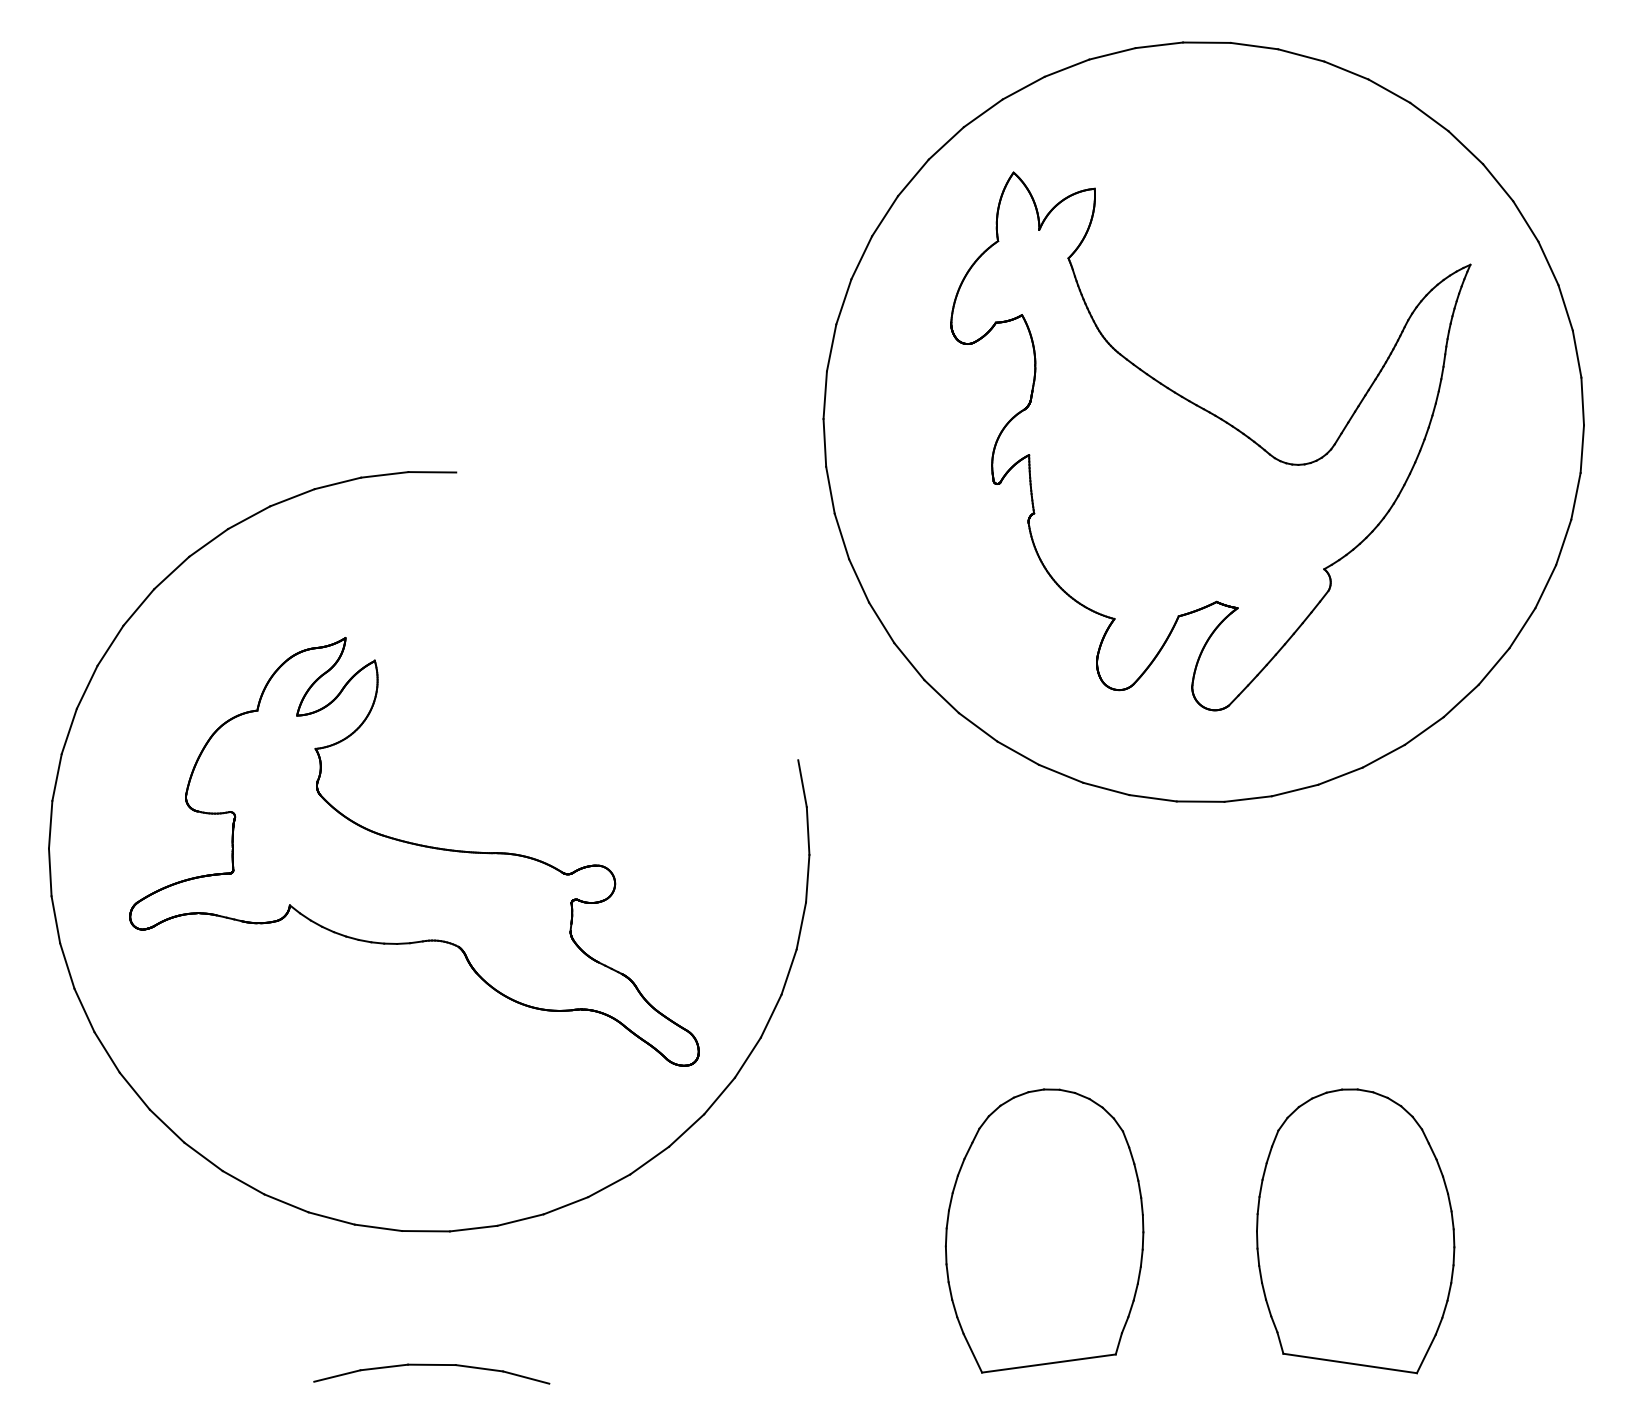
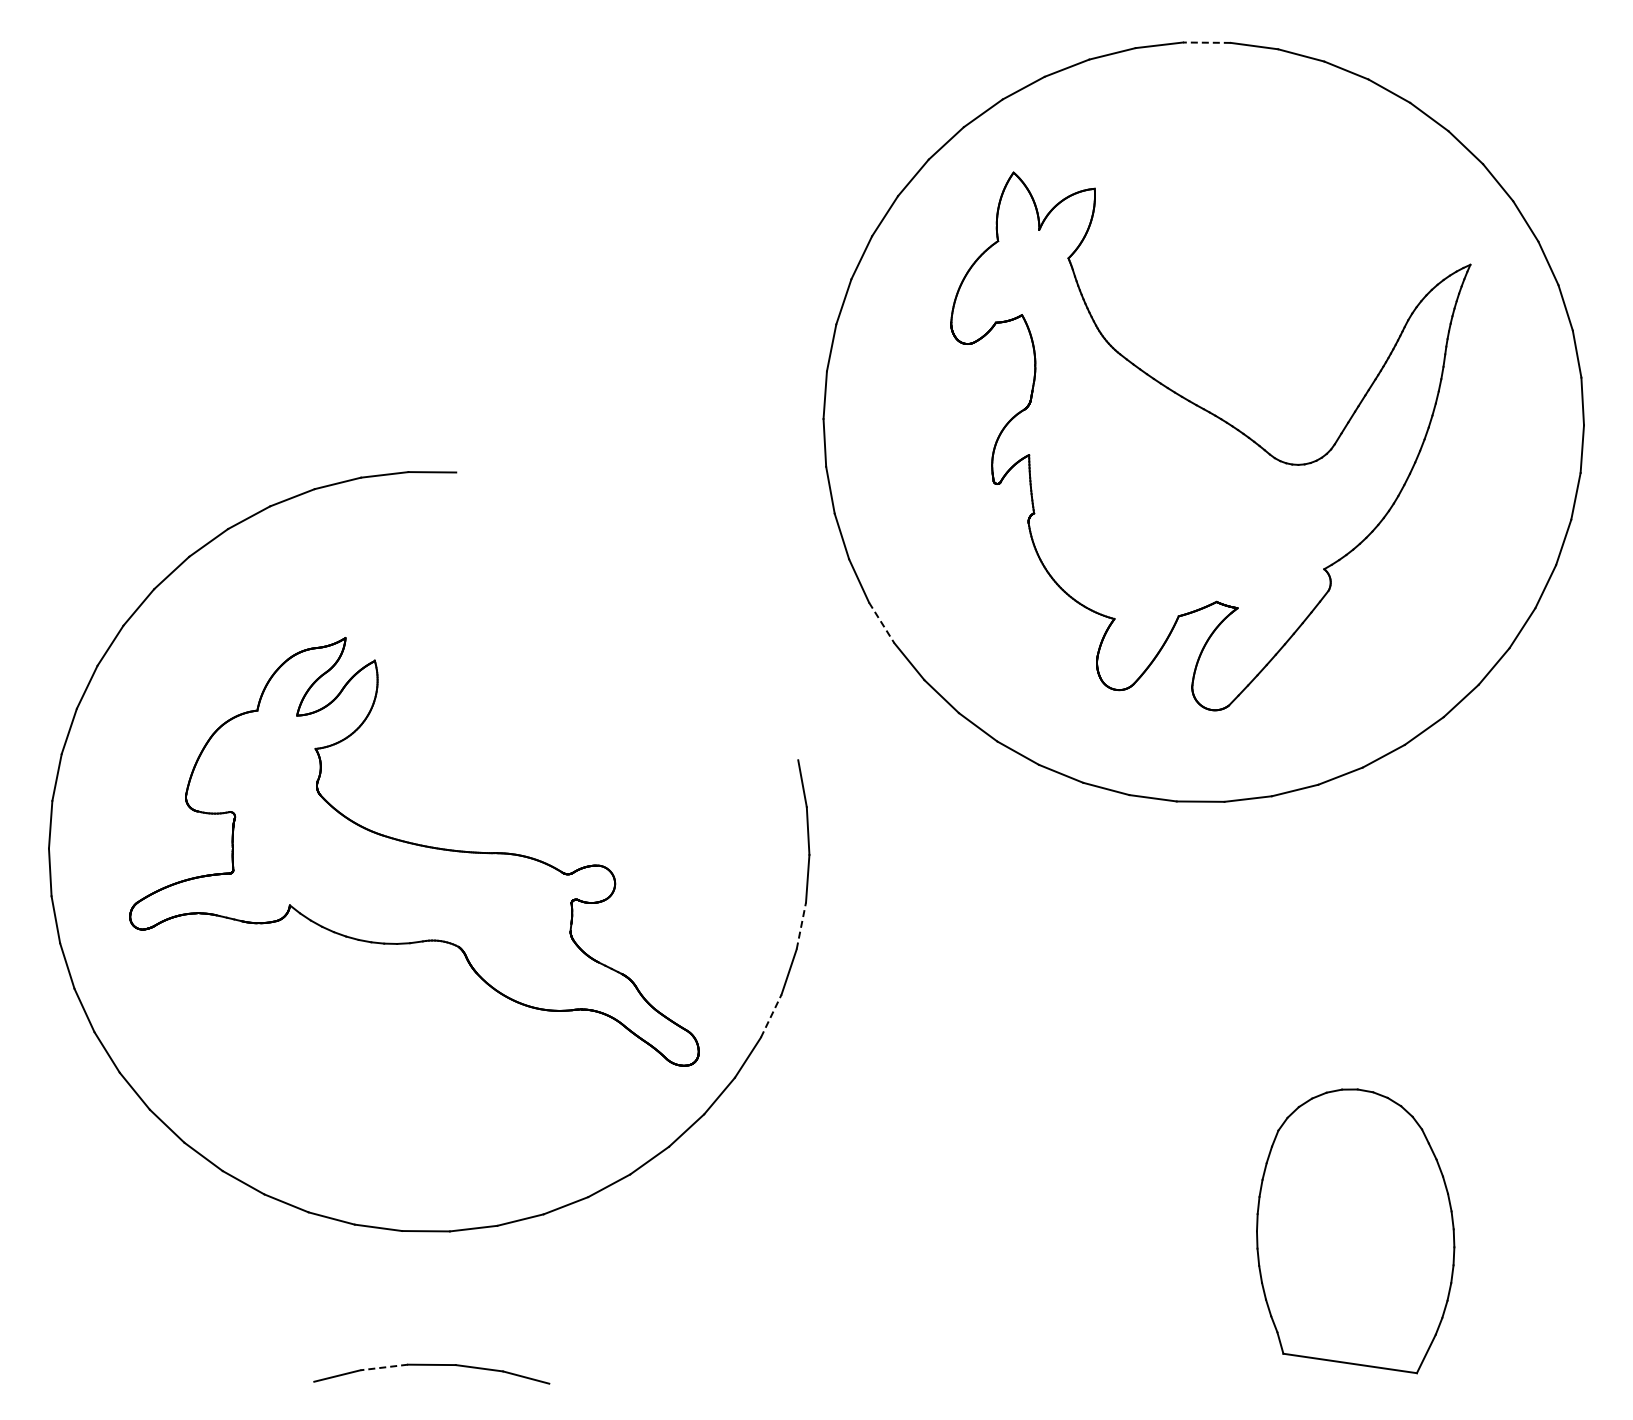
line: solid -> dashed (1206, 42)
line: solid -> dashed (881, 622)
line: solid -> dashed (801, 925)
line: solid -> dashed (771, 1016)
part: present -> none (1044, 1230)
line: solid -> dashed (384, 1367)
